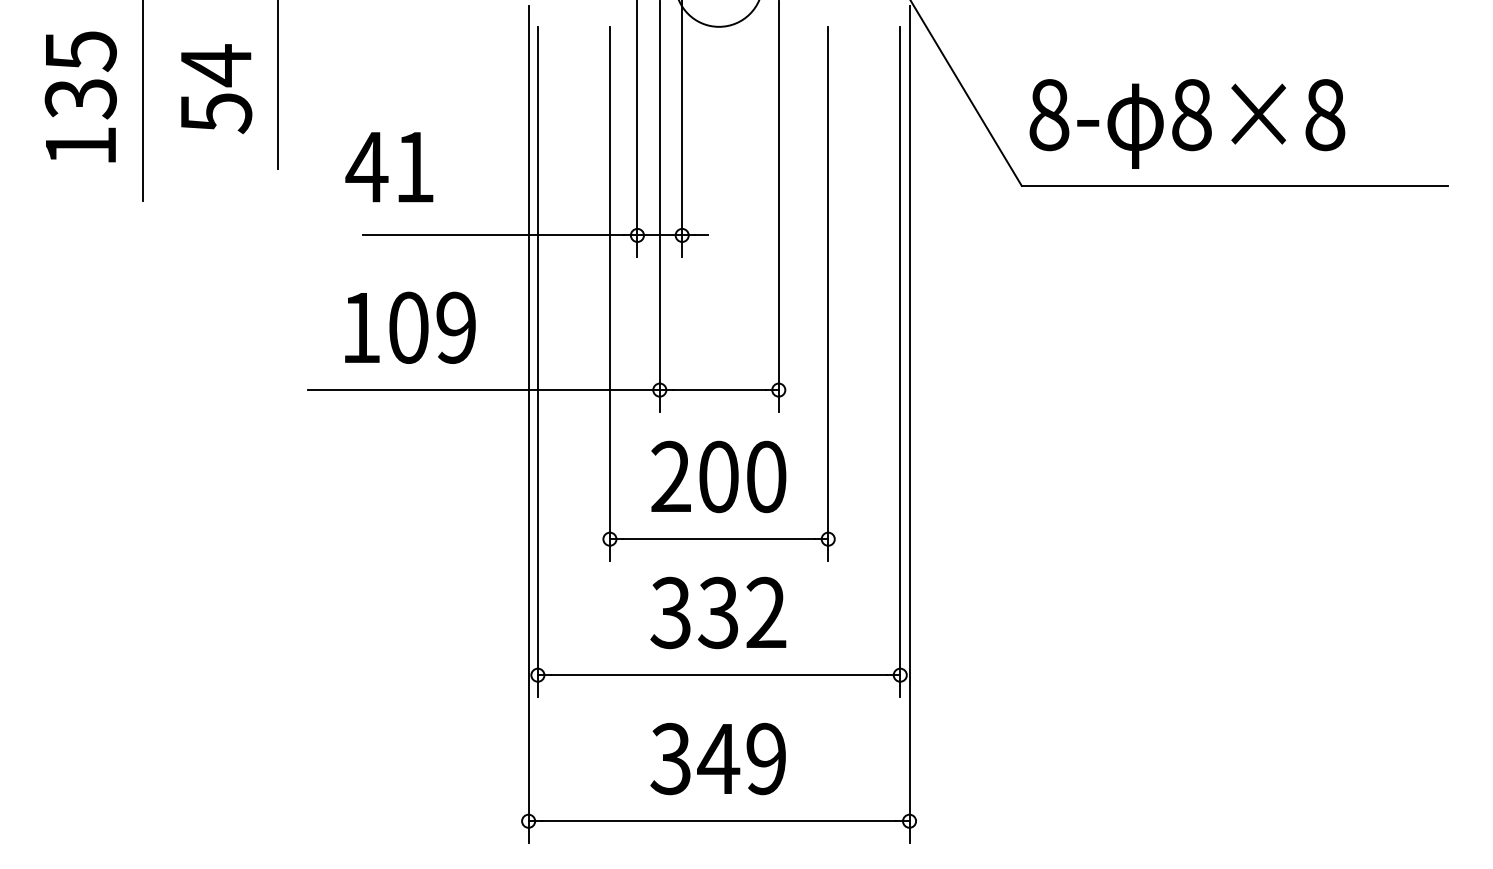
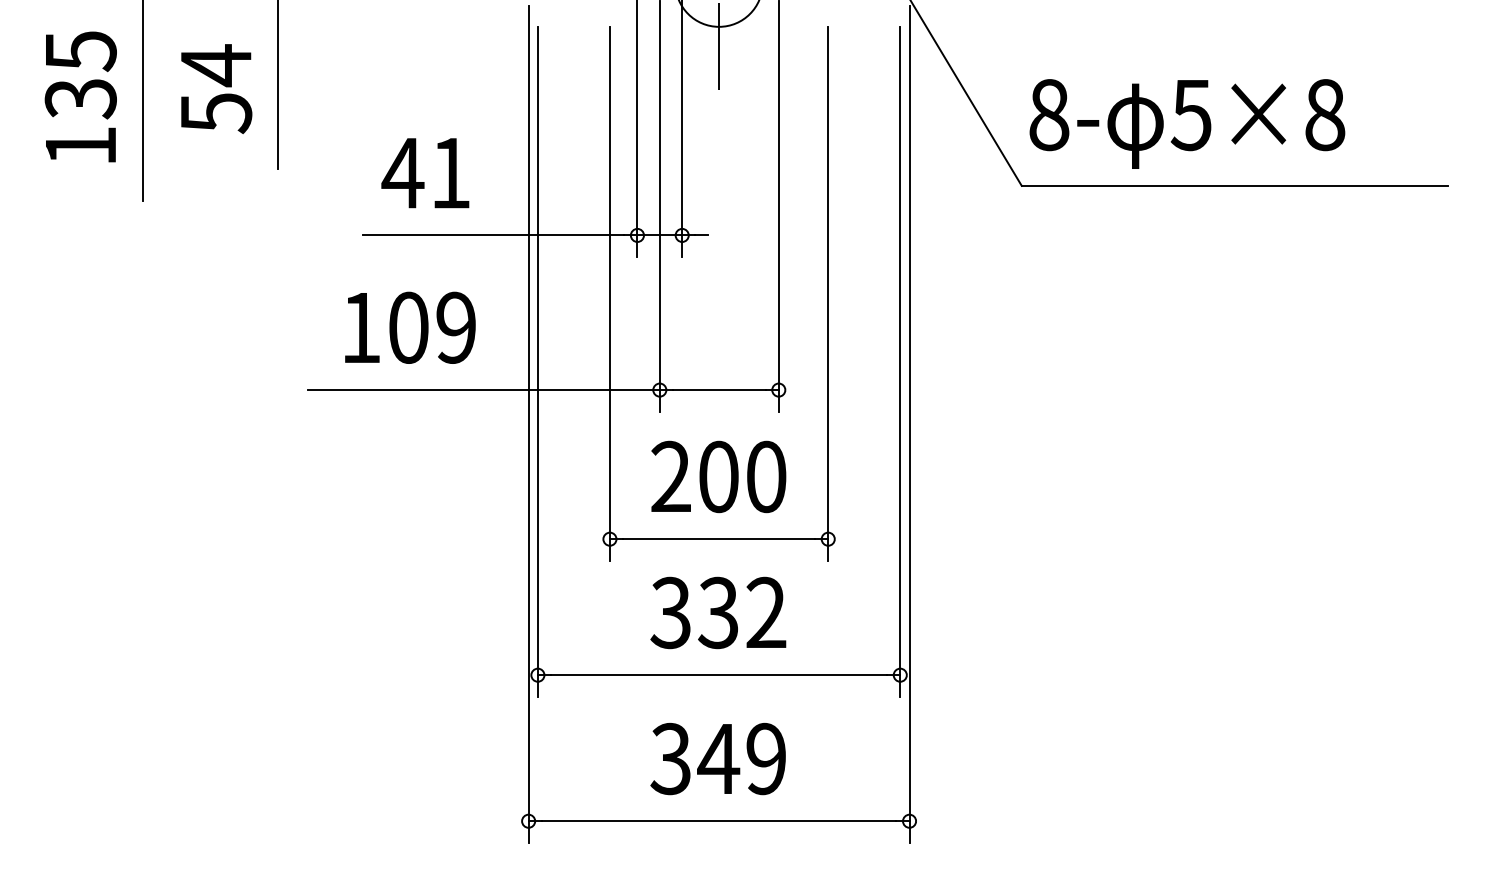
line: none -> present (719, 45)
text: 8×8 -> 5×8 (1190, 115)
text position: (389, 167) -> (425, 173) (425, 173)
